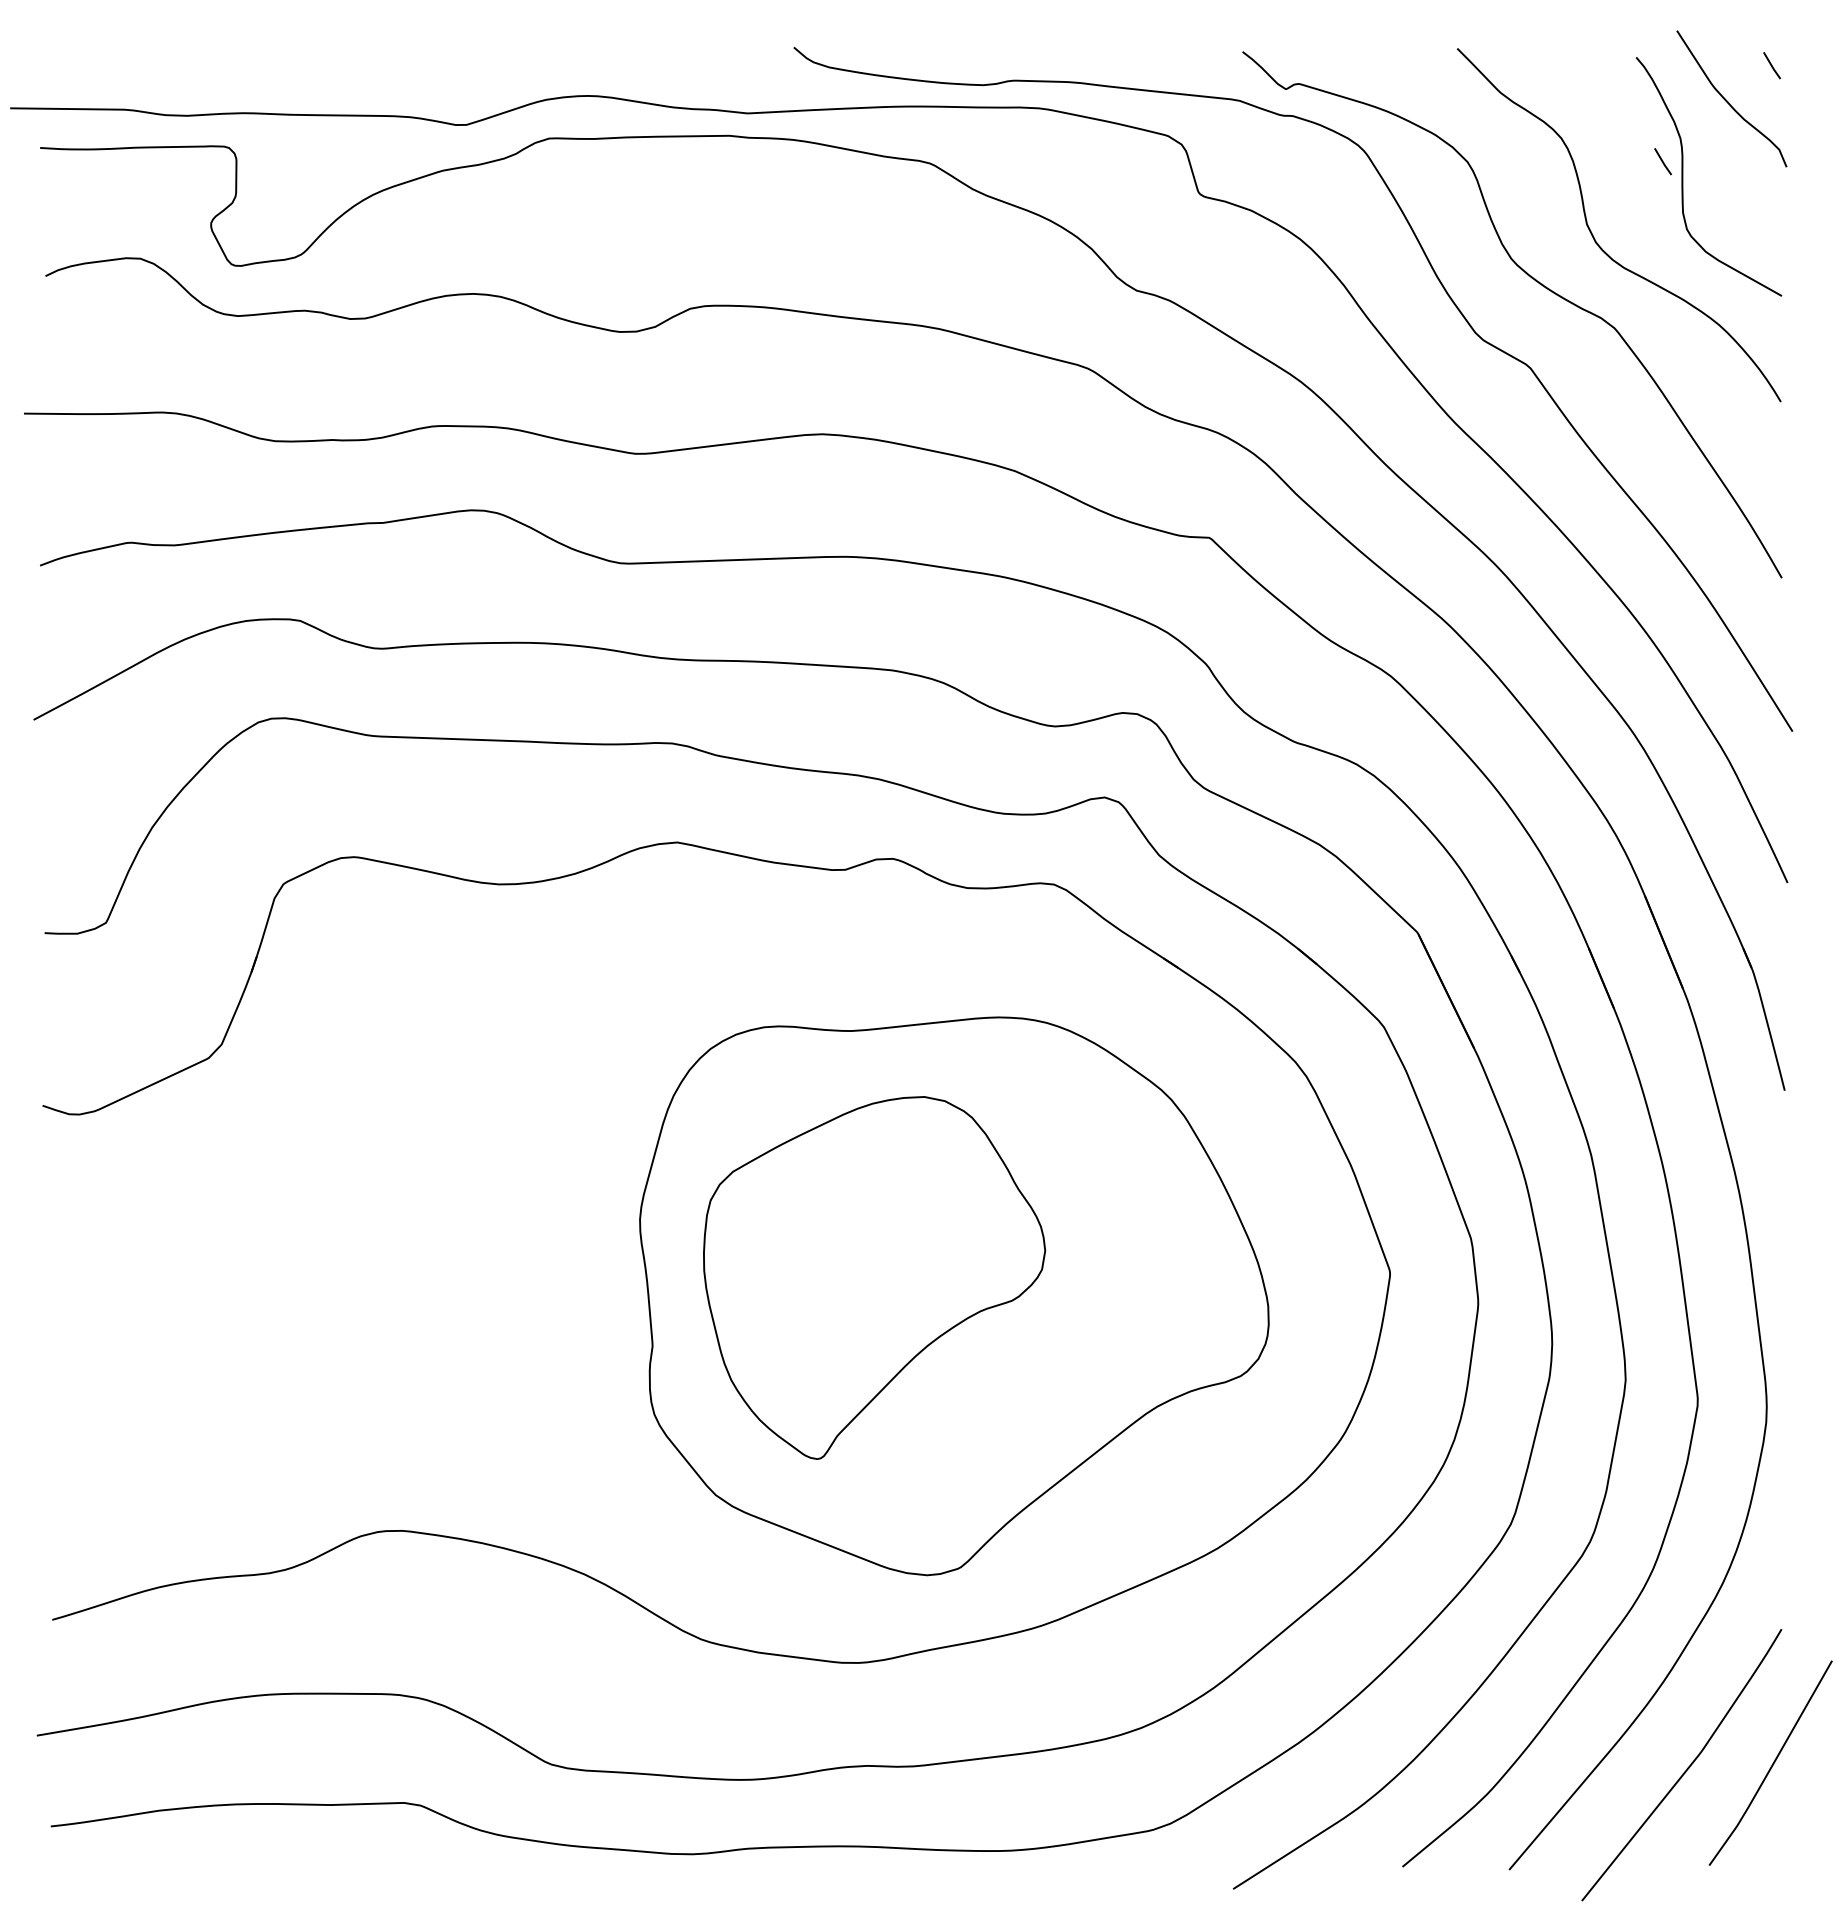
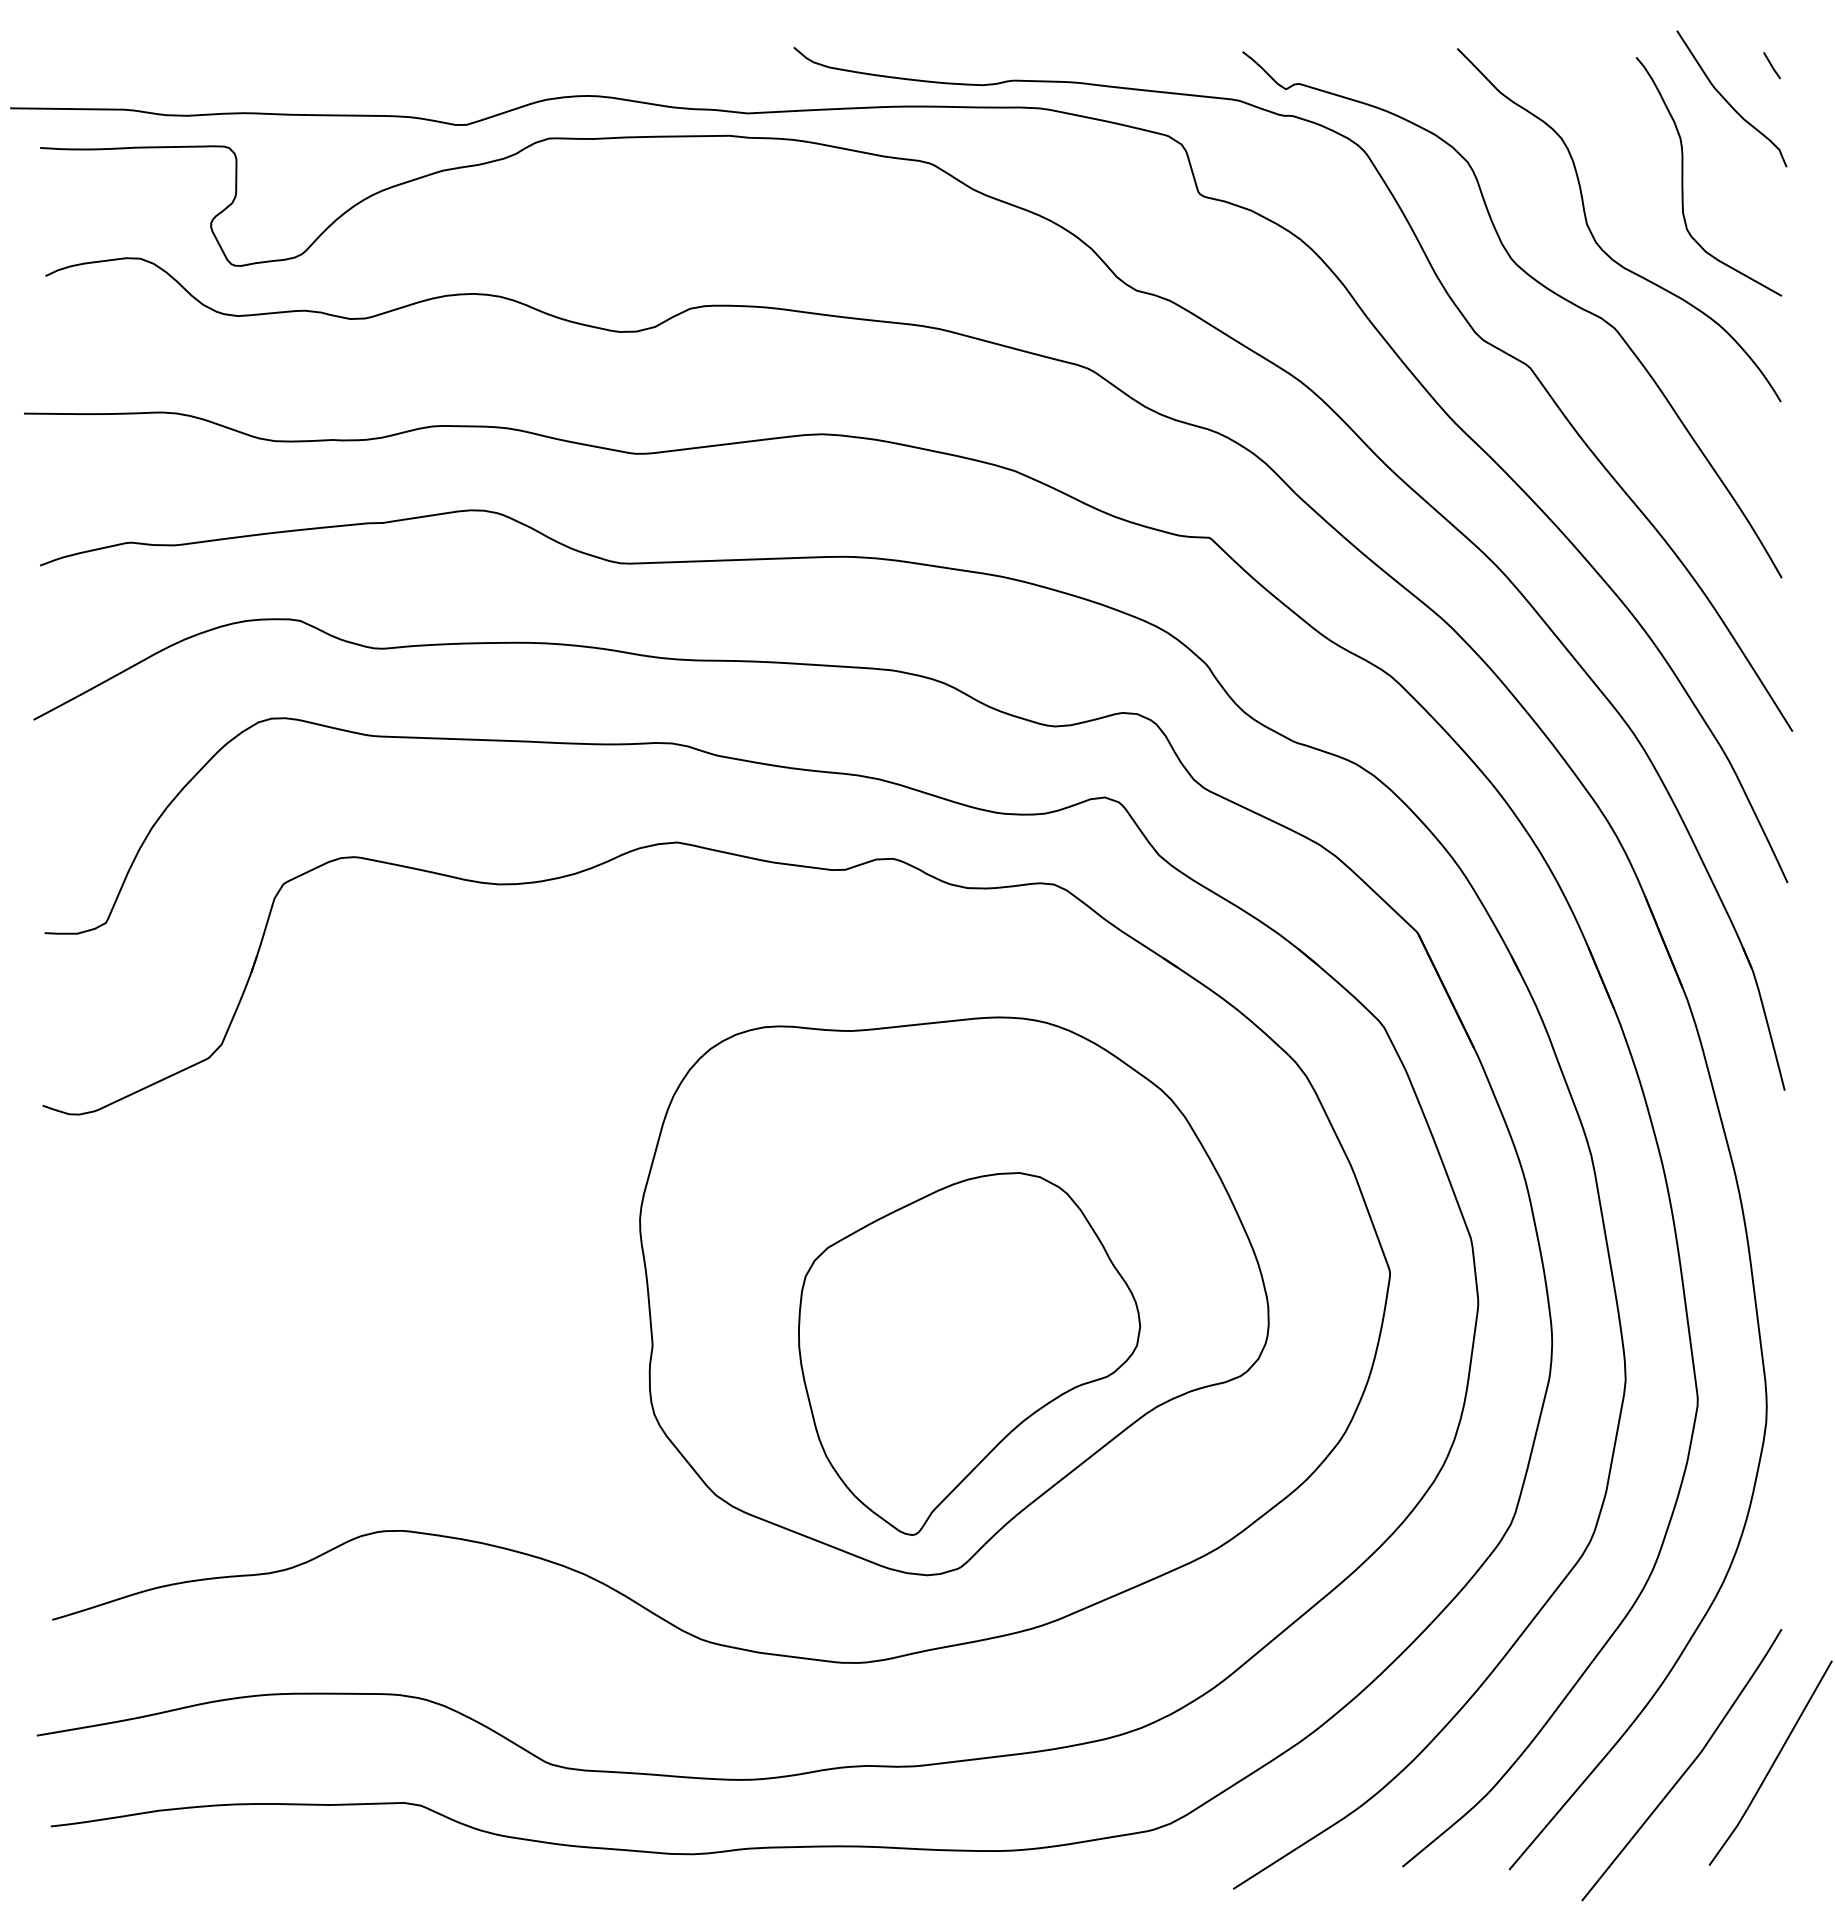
line: present -> none (1662, 161)
part position: (874, 1277) -> (969, 1353) (969, 1353)
